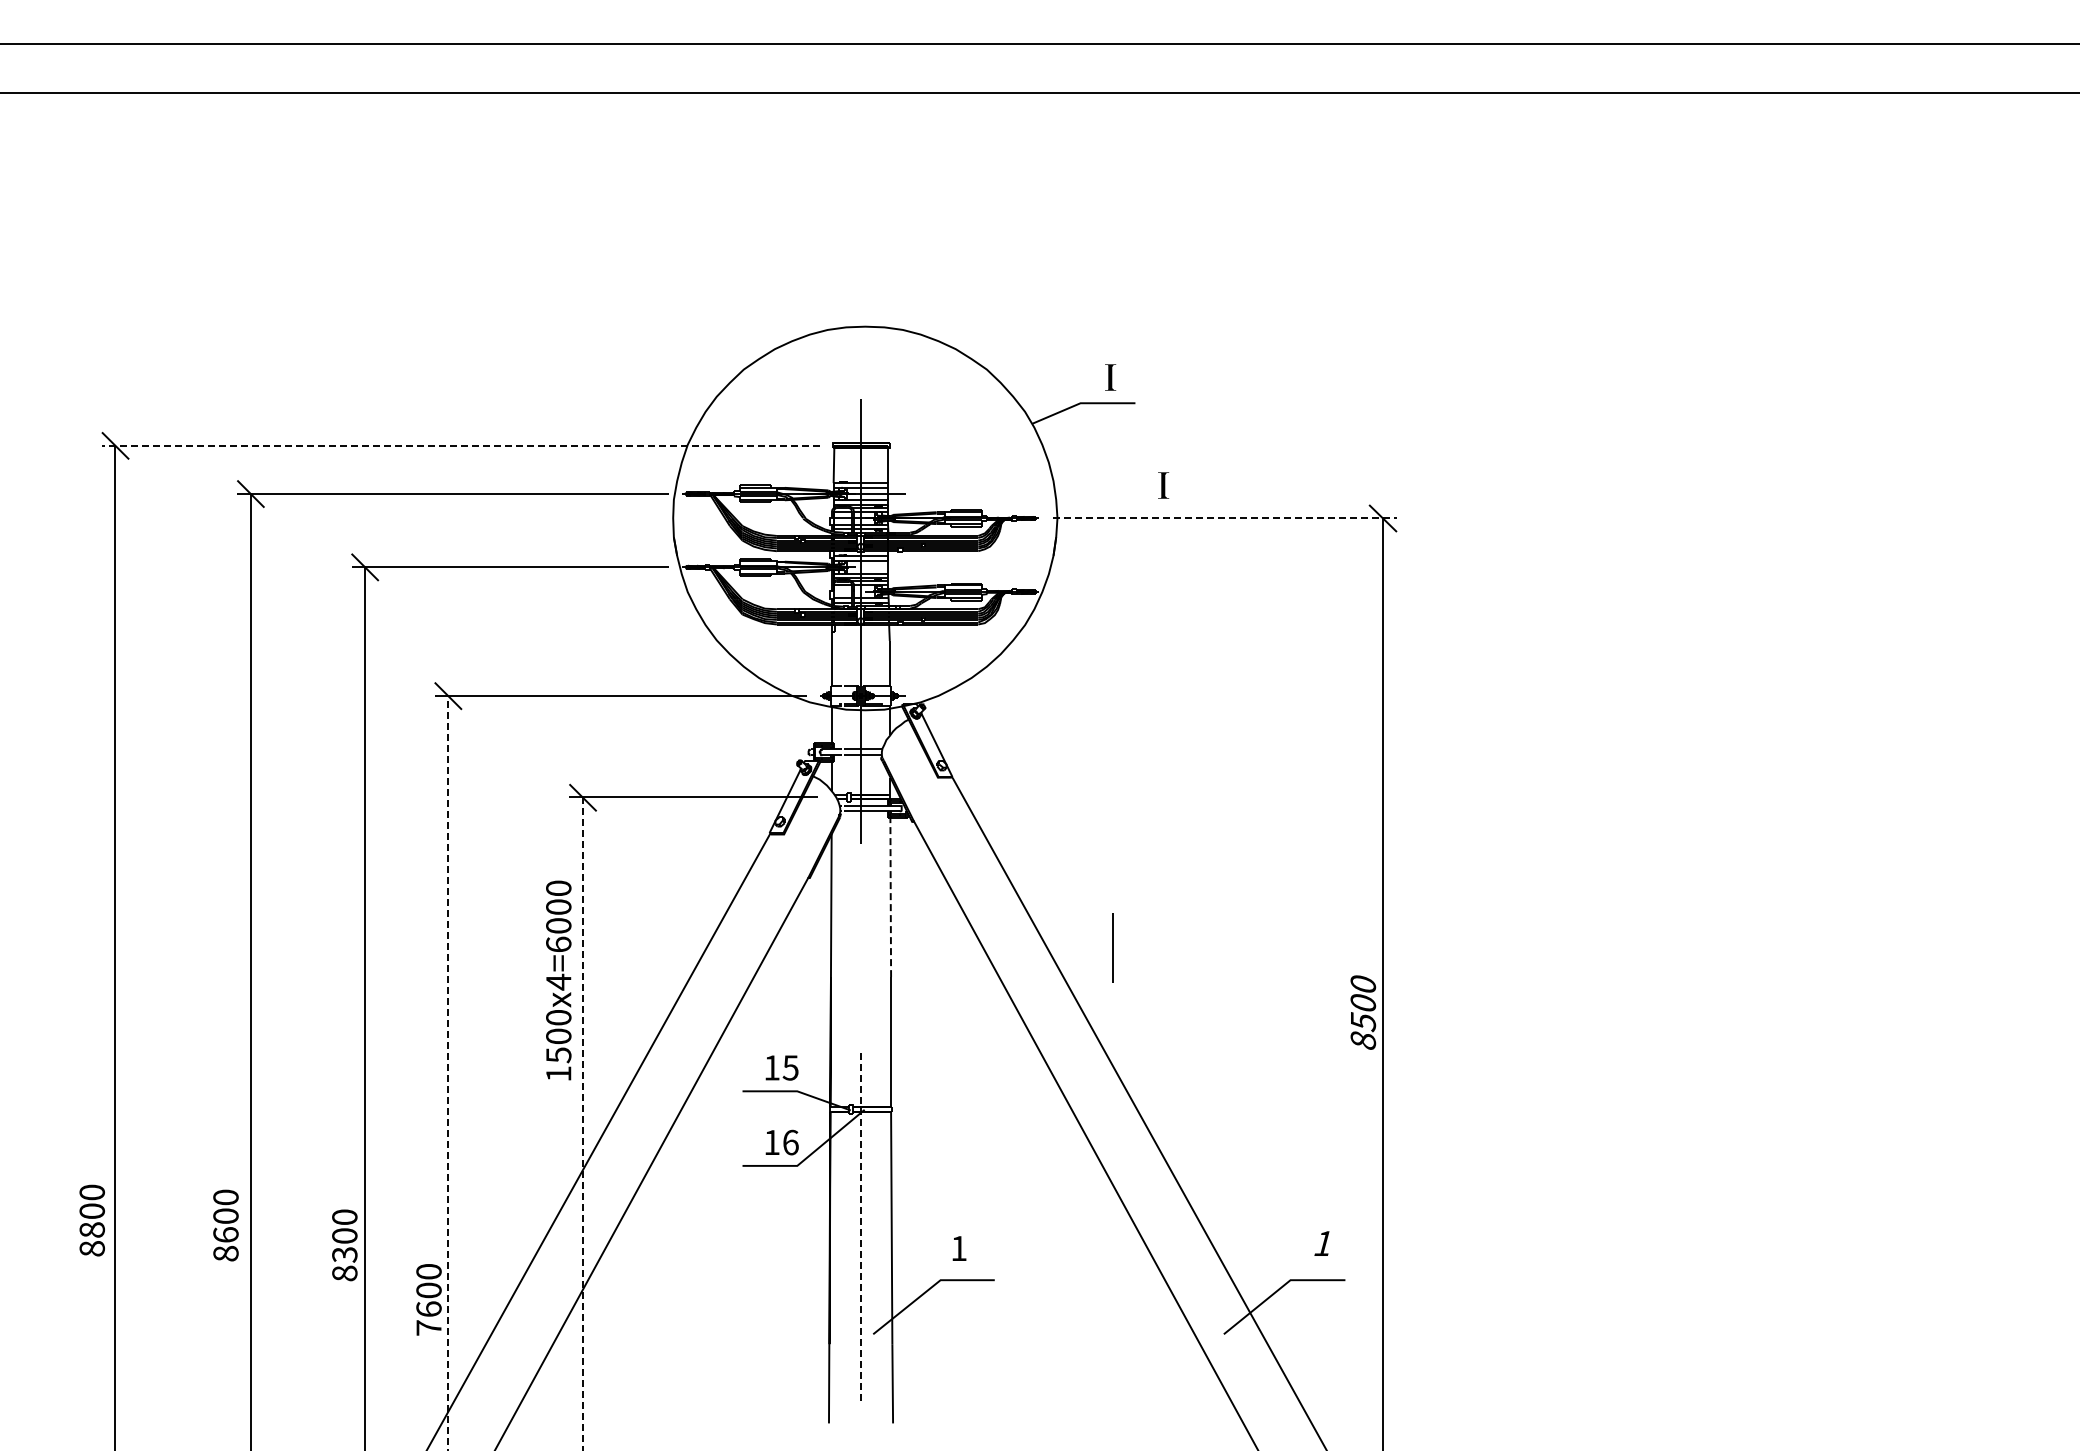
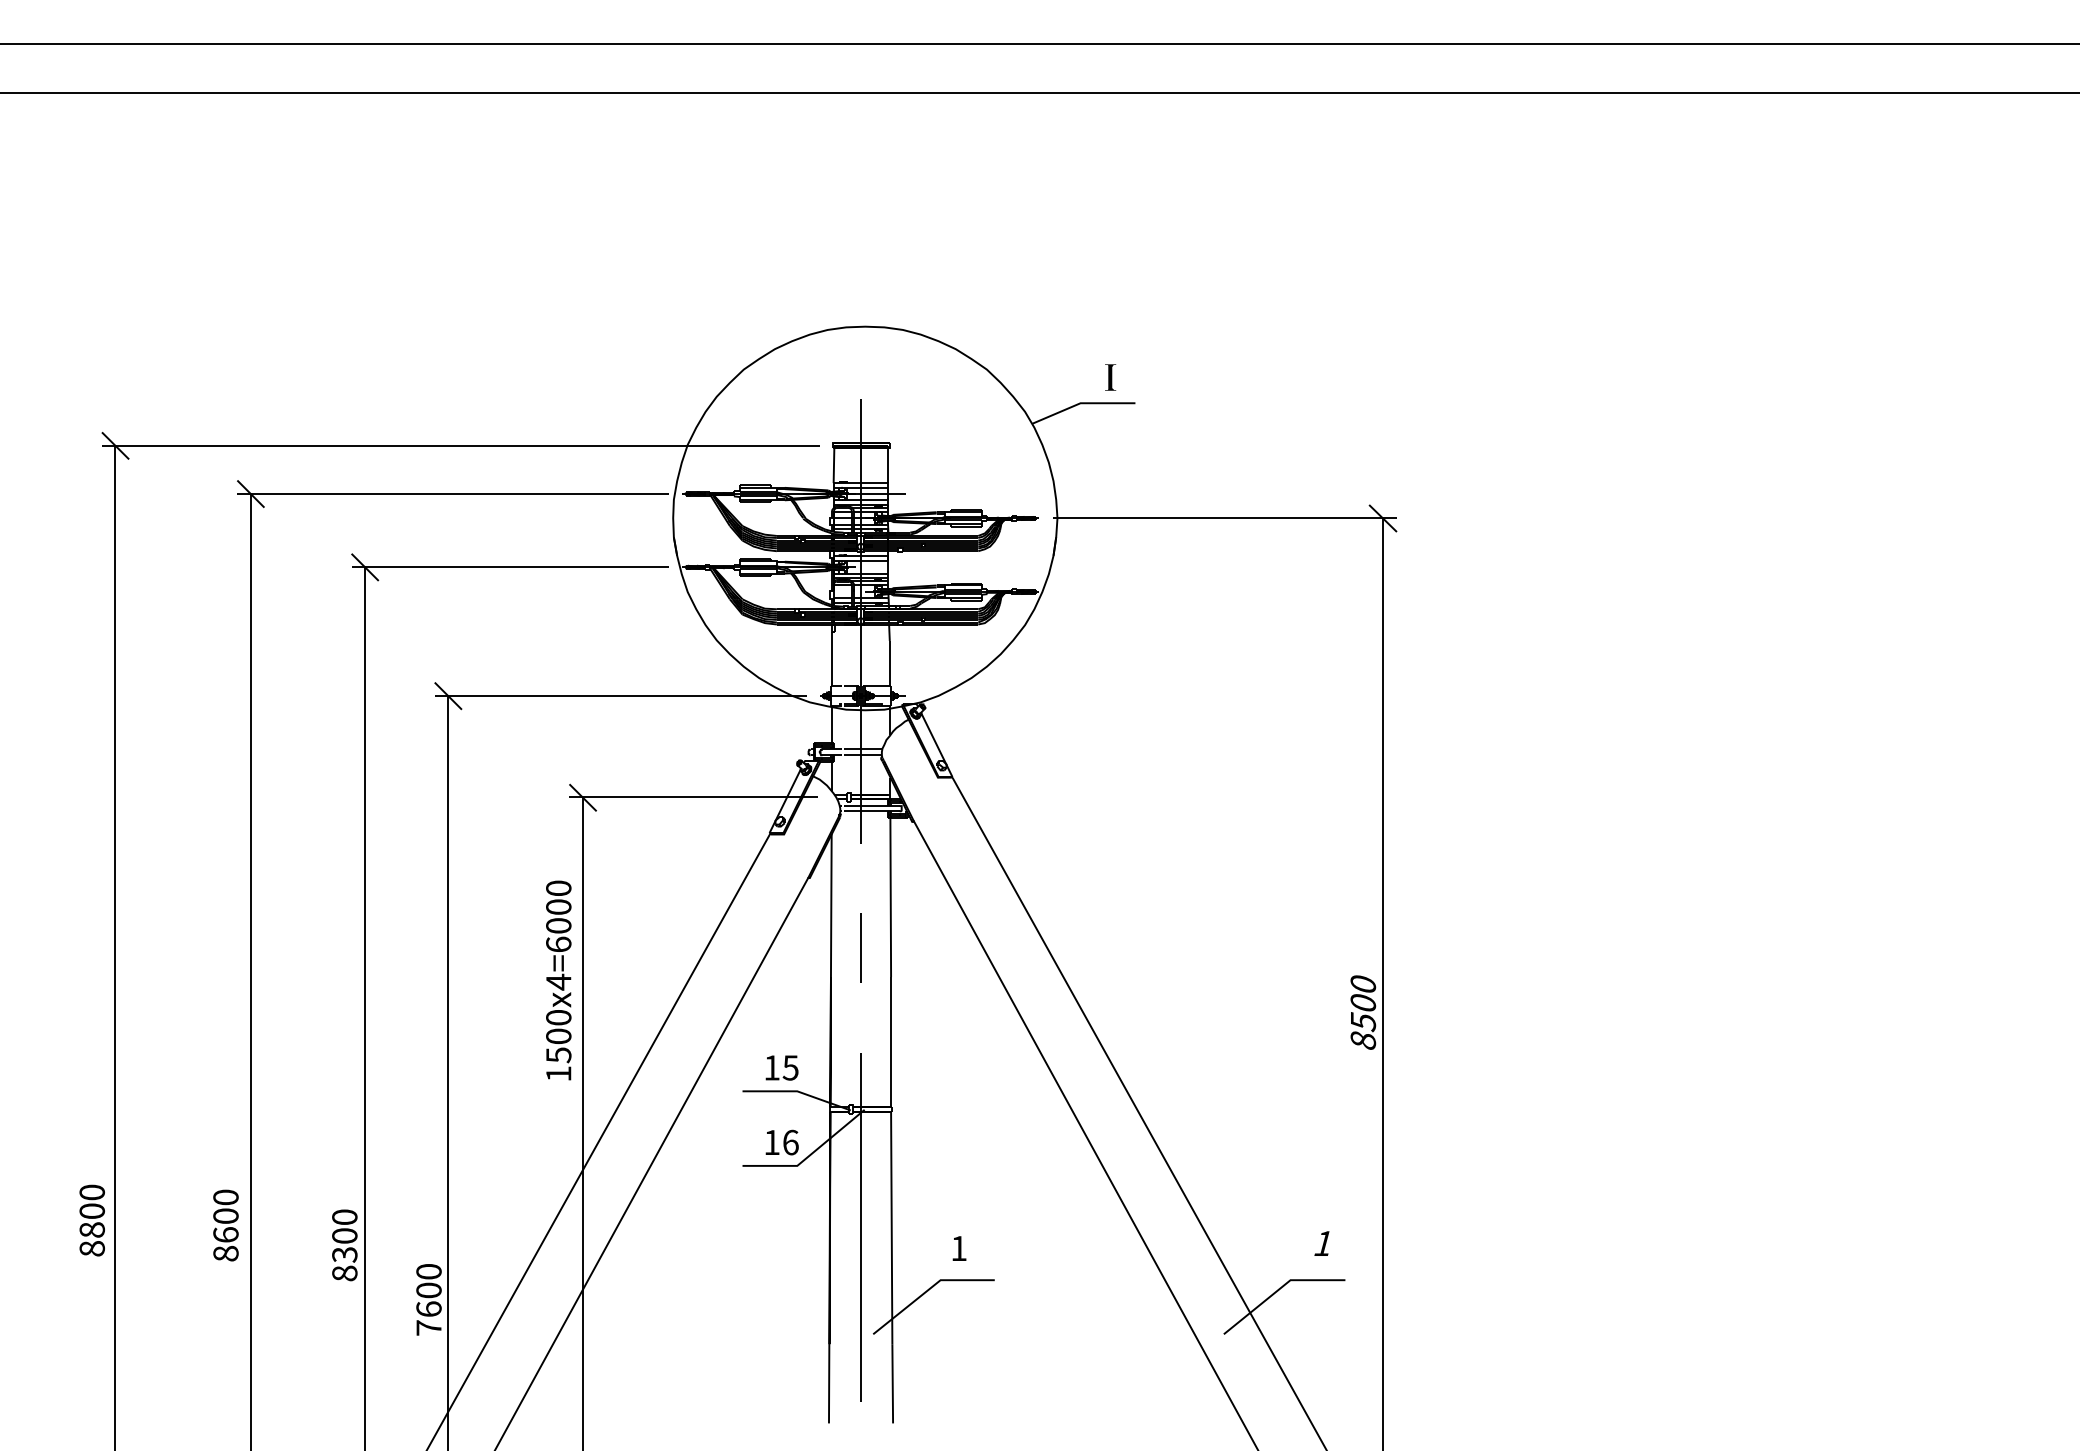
line: dashed -> solid (460, 446)
part: present -> none (1163, 485)
line: dashed -> solid (1225, 518)
line: dashed -> solid (890, 897)
line position: (1112, 947) -> (860, 947) (860, 947)
line: dashed -> solid (448, 1072)
line: dashed -> solid (583, 1124)
line: dashed -> solid (860, 1227)
